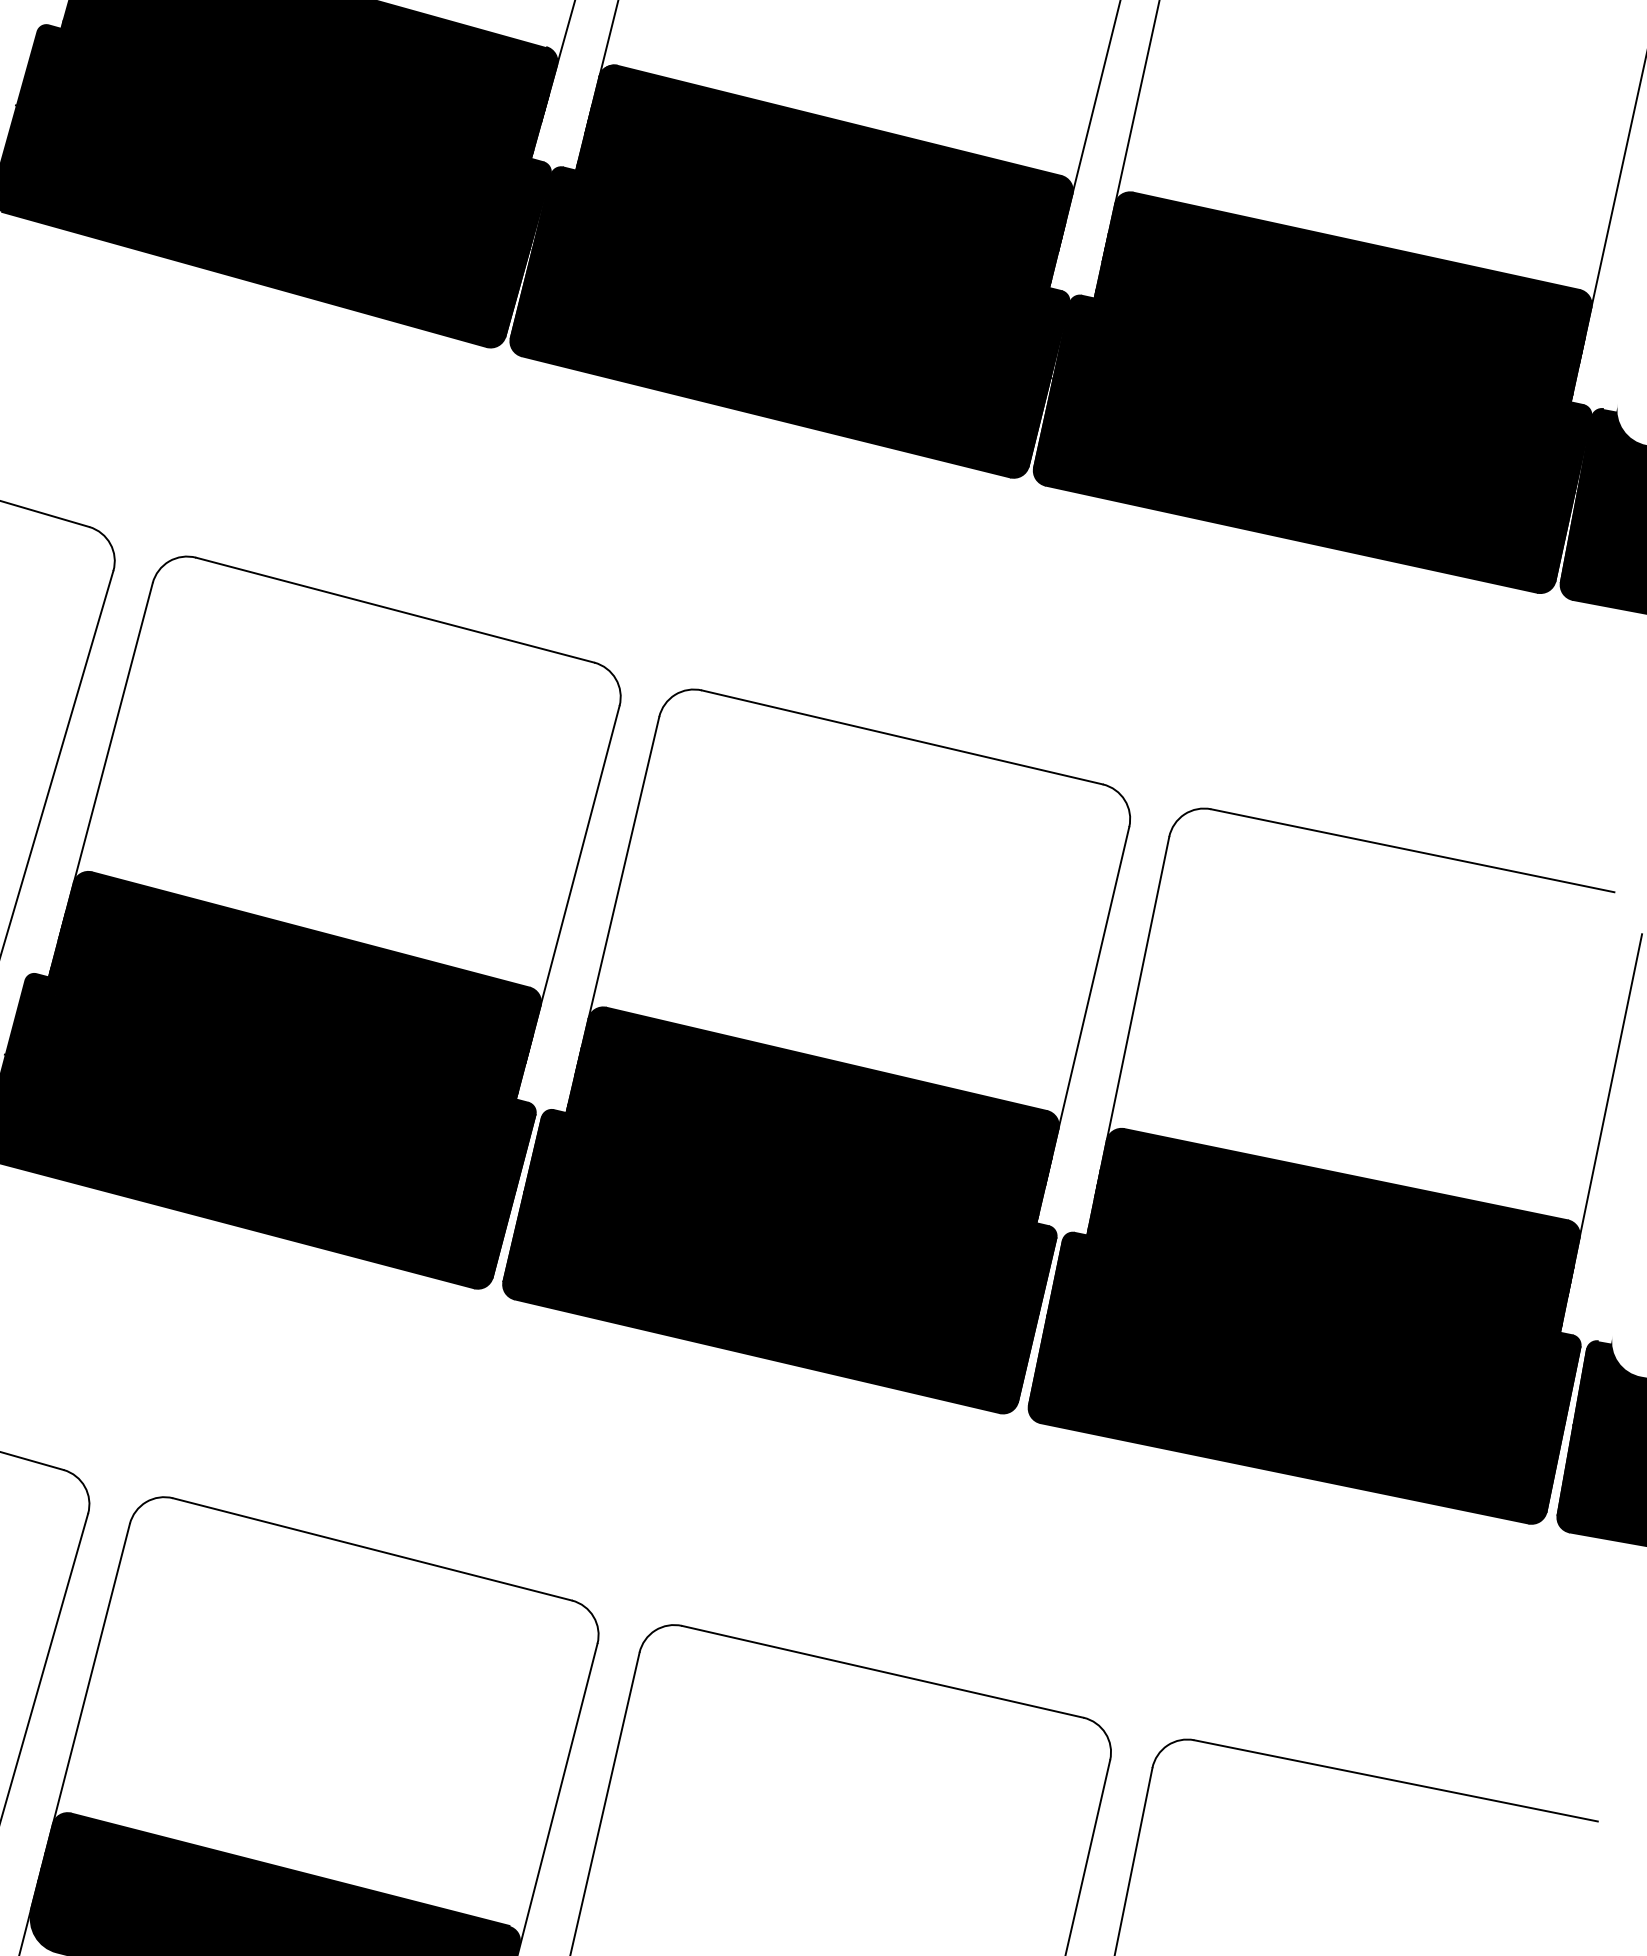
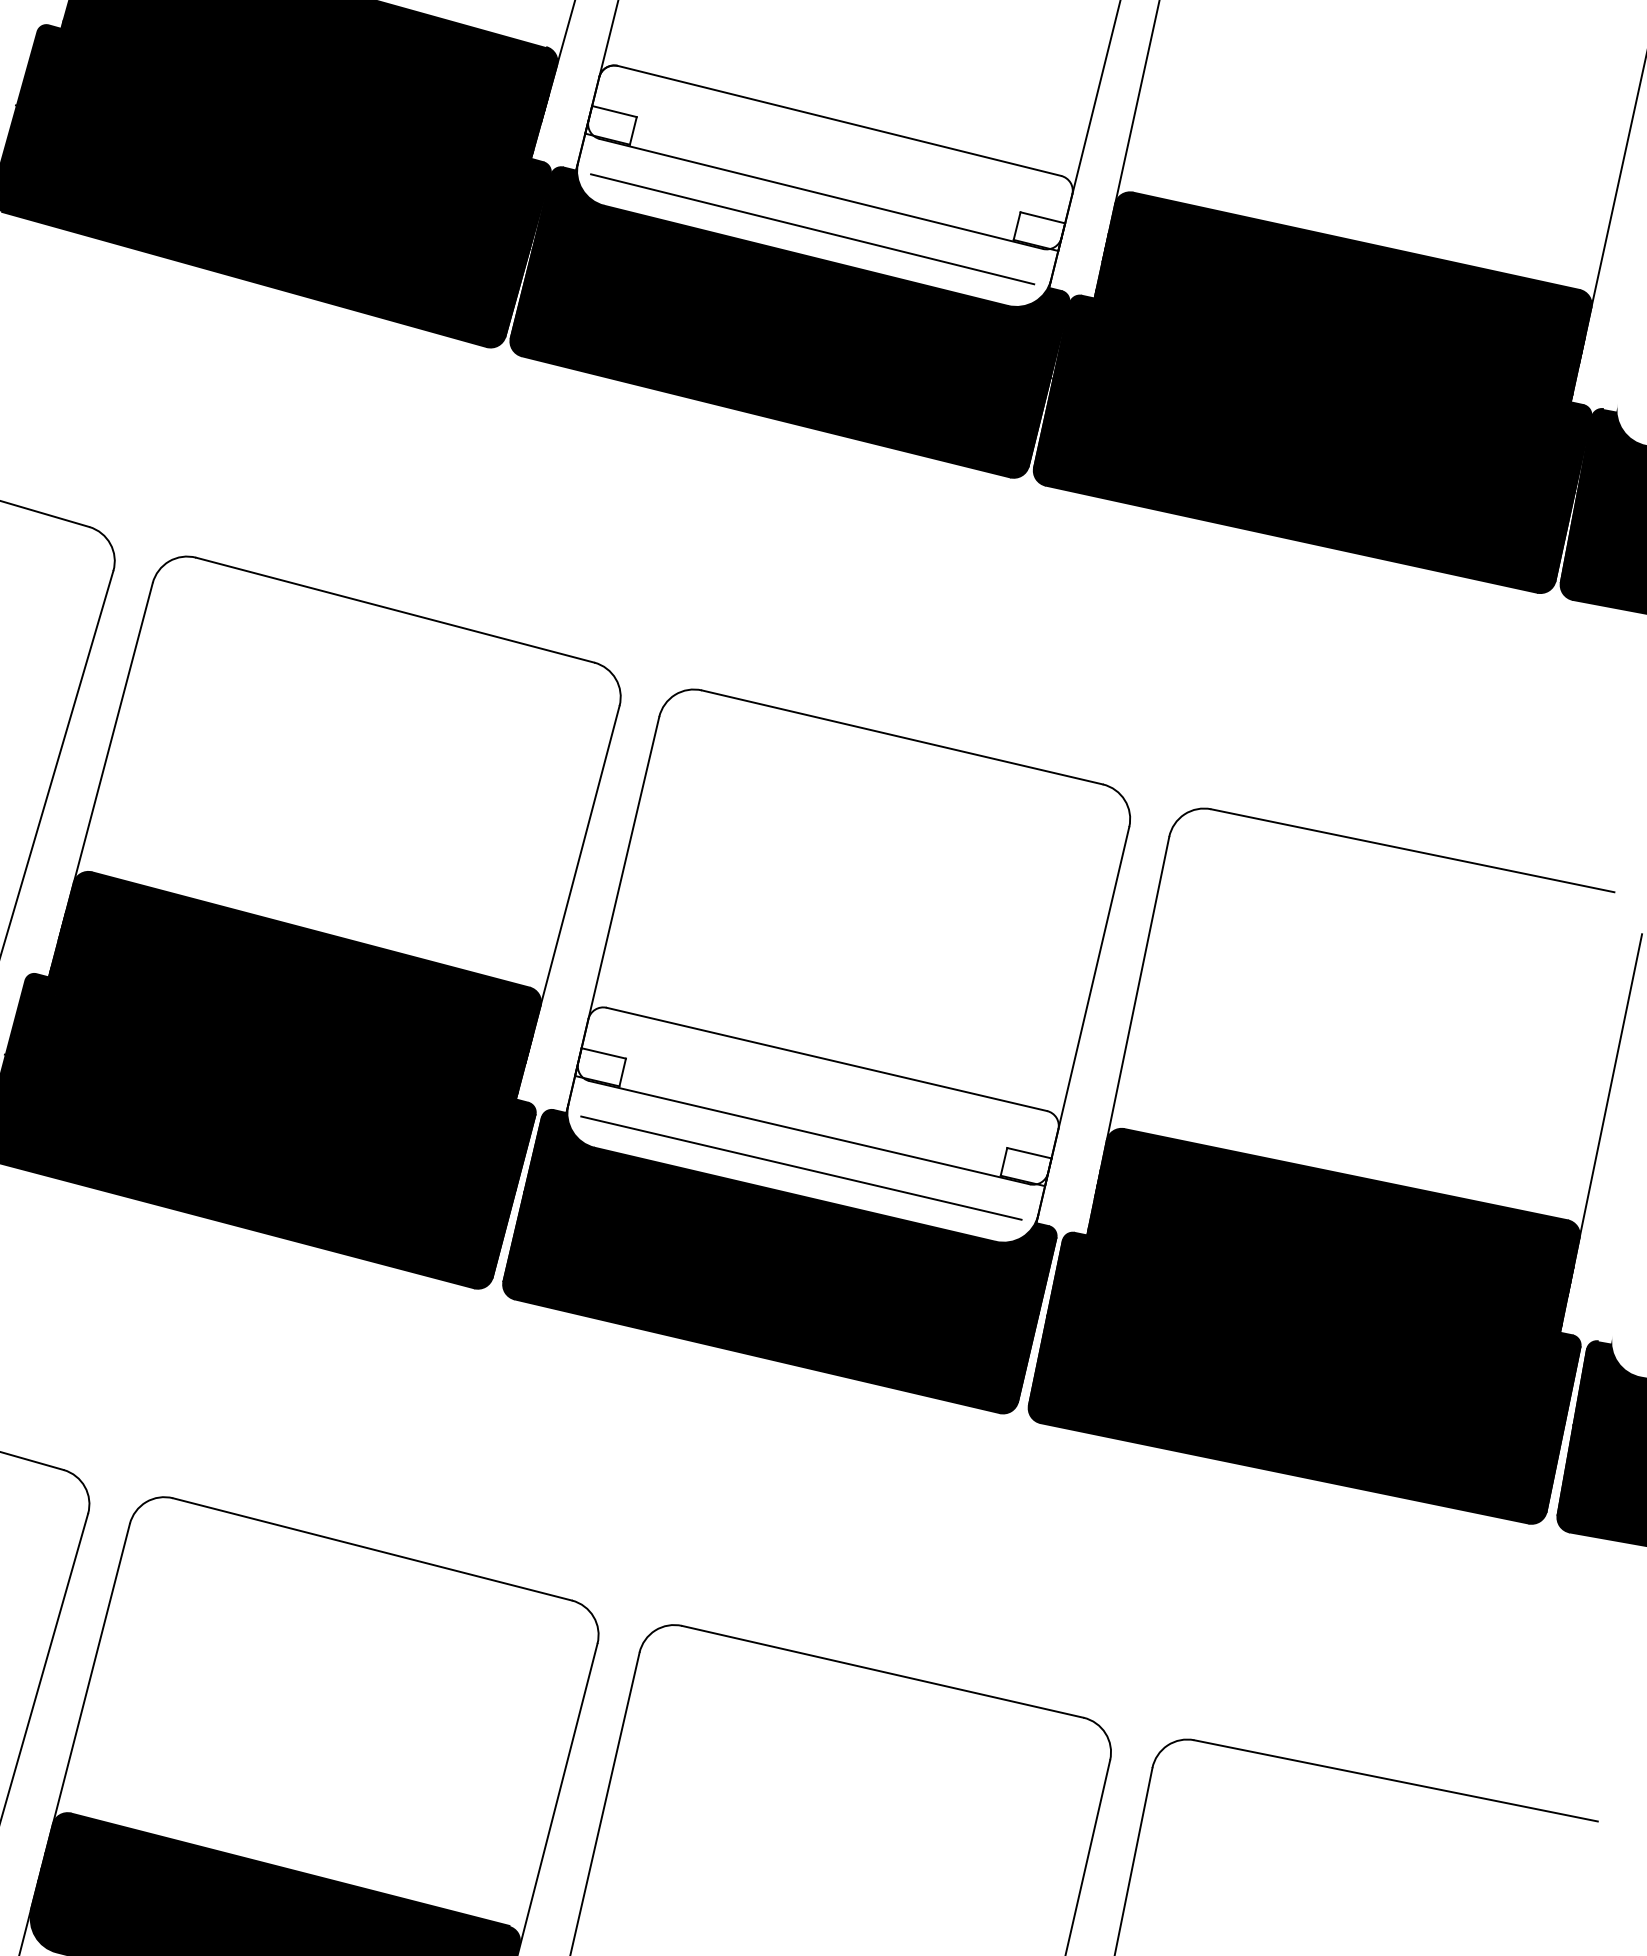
fill: present -> none (824, 185)
fill: present -> none (812, 1124)
